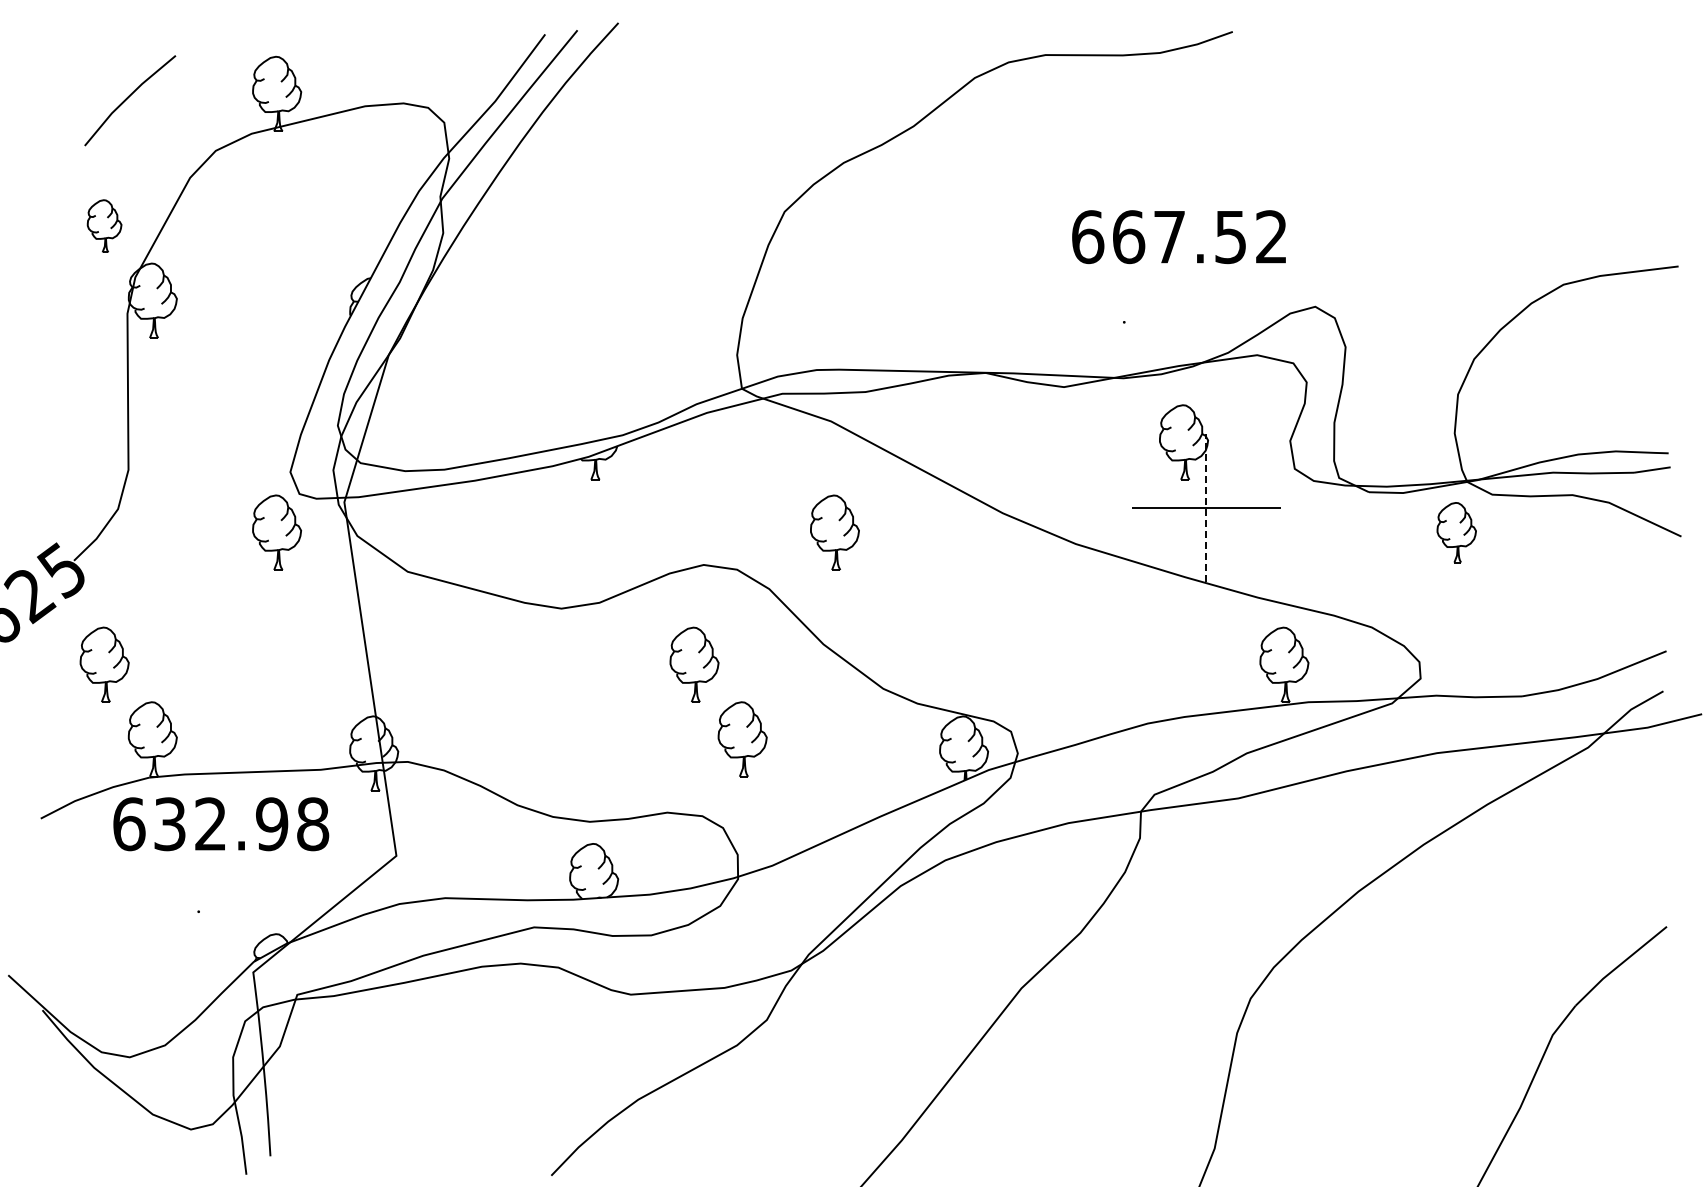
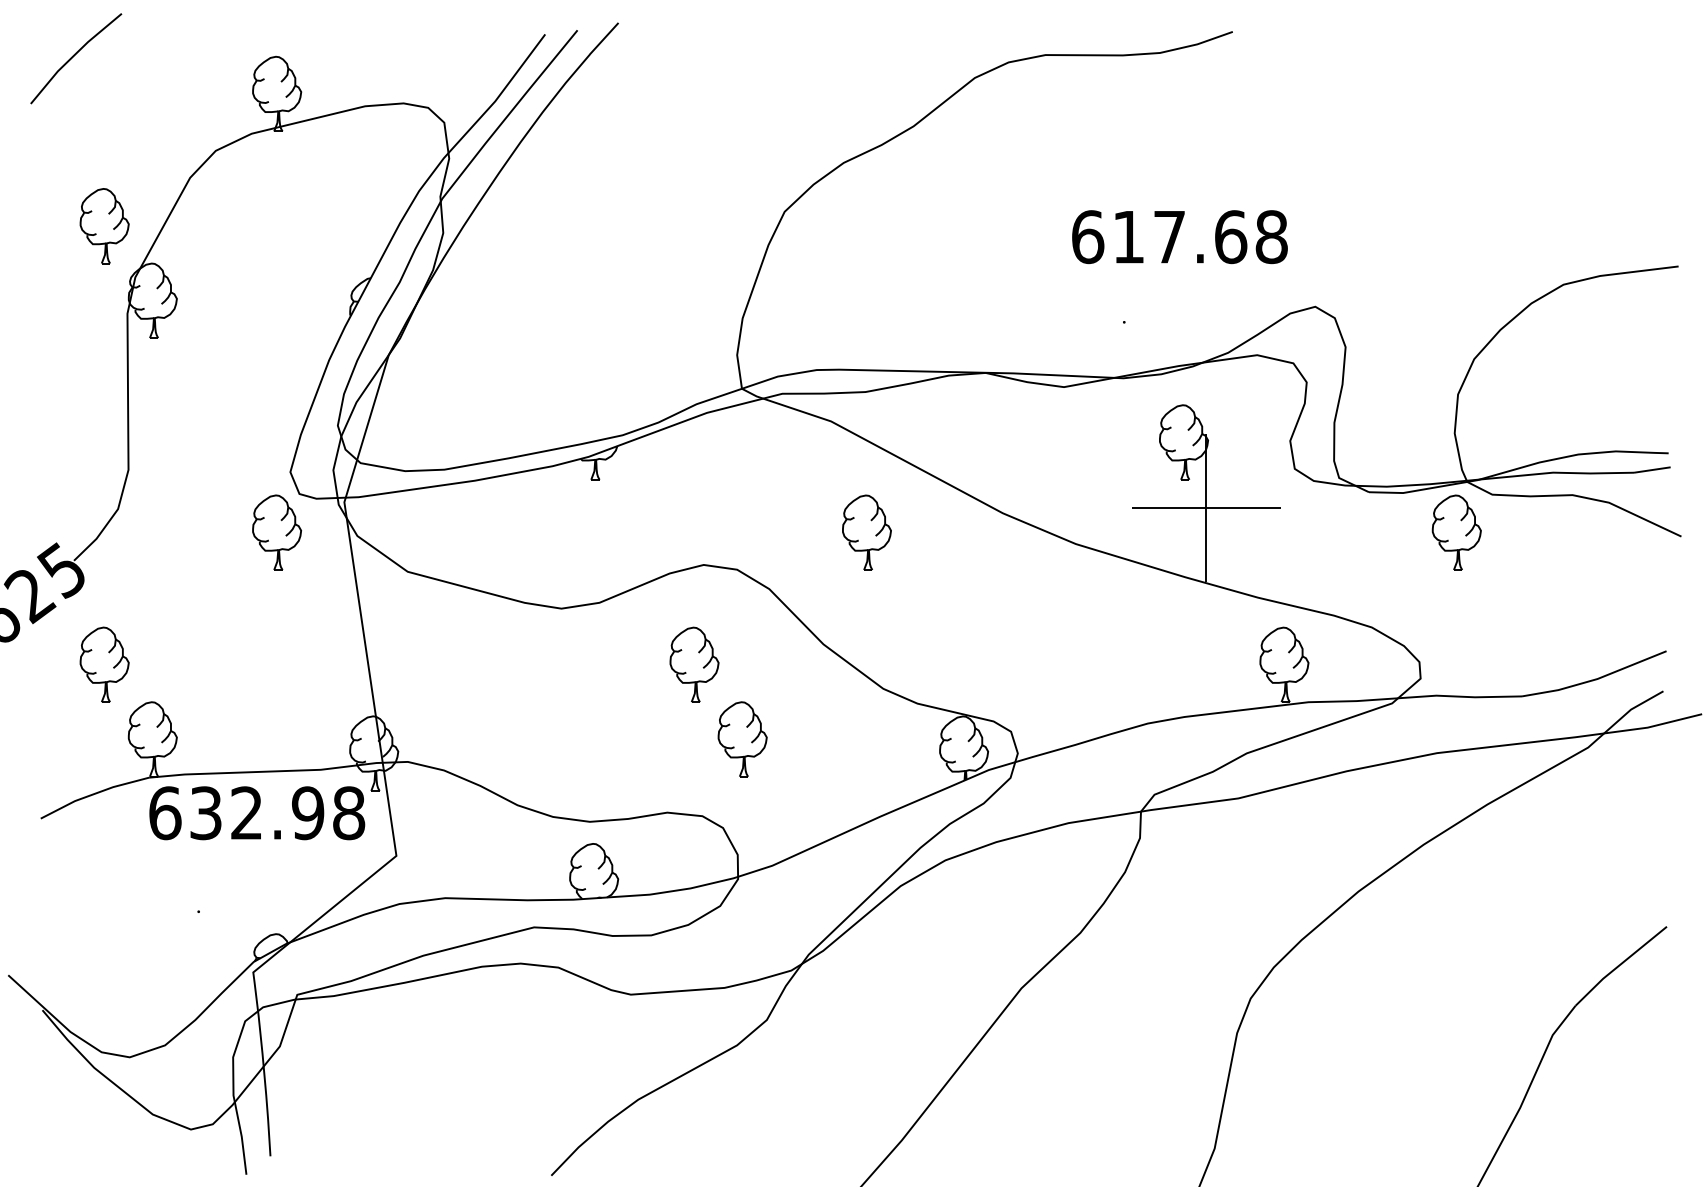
line position: (128, 98) -> (74, 56) (74, 56)
part size: 37x54 px -> 51x77 px (104, 226)
text: 667.52 -> 617.68 (1200, 237)
line: dashed -> solid (1206, 507)
part position: (834, 532) -> (866, 532) (866, 532)
part size: 41x62 px -> 51x77 px (1456, 532)
text position: (221, 824) -> (257, 813) (257, 813)
